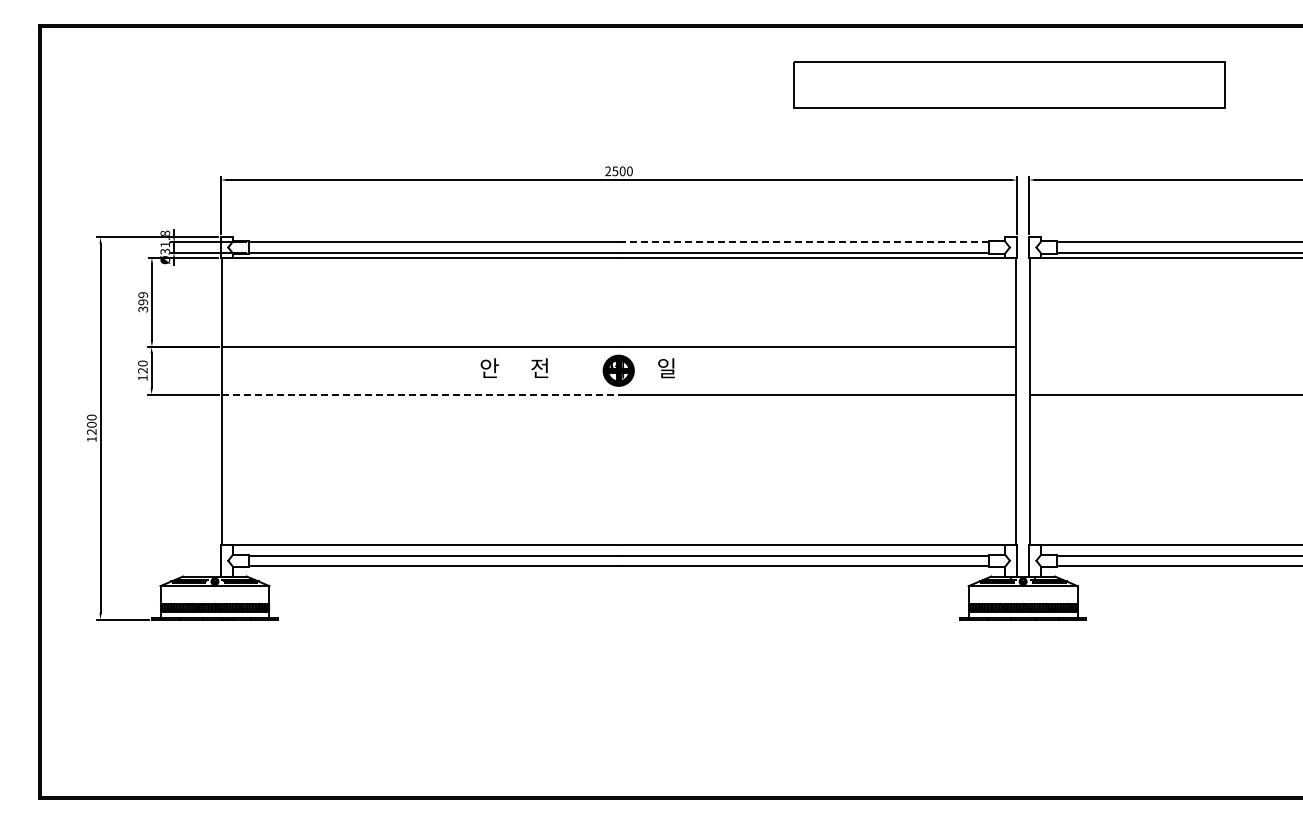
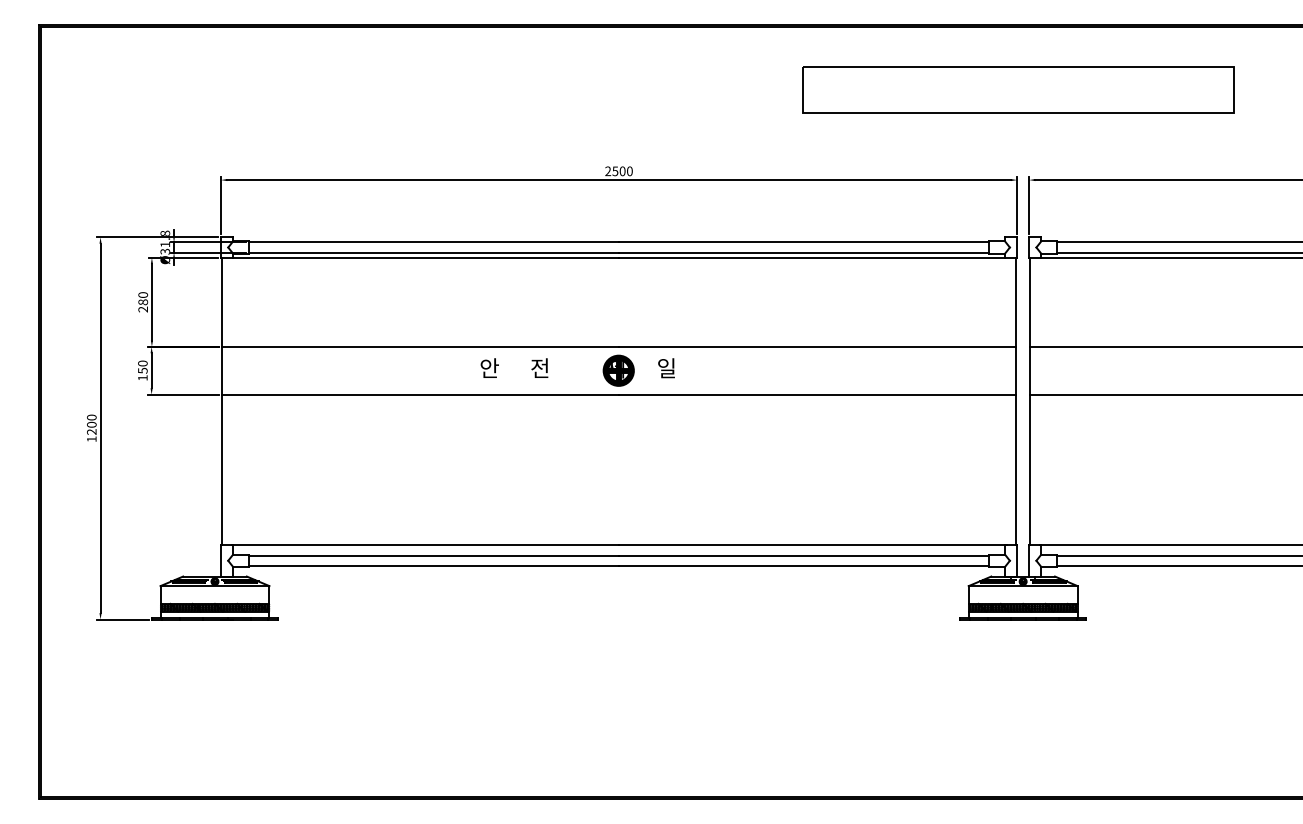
part position: (1009, 84) -> (1018, 89) (1018, 89)
line: dashed -> solid (803, 242)
text: 399 -> 280 (143, 302)
line: none -> present (1164, 346)
text: 120 -> 150 (142, 370)
line: dashed -> solid (420, 394)
